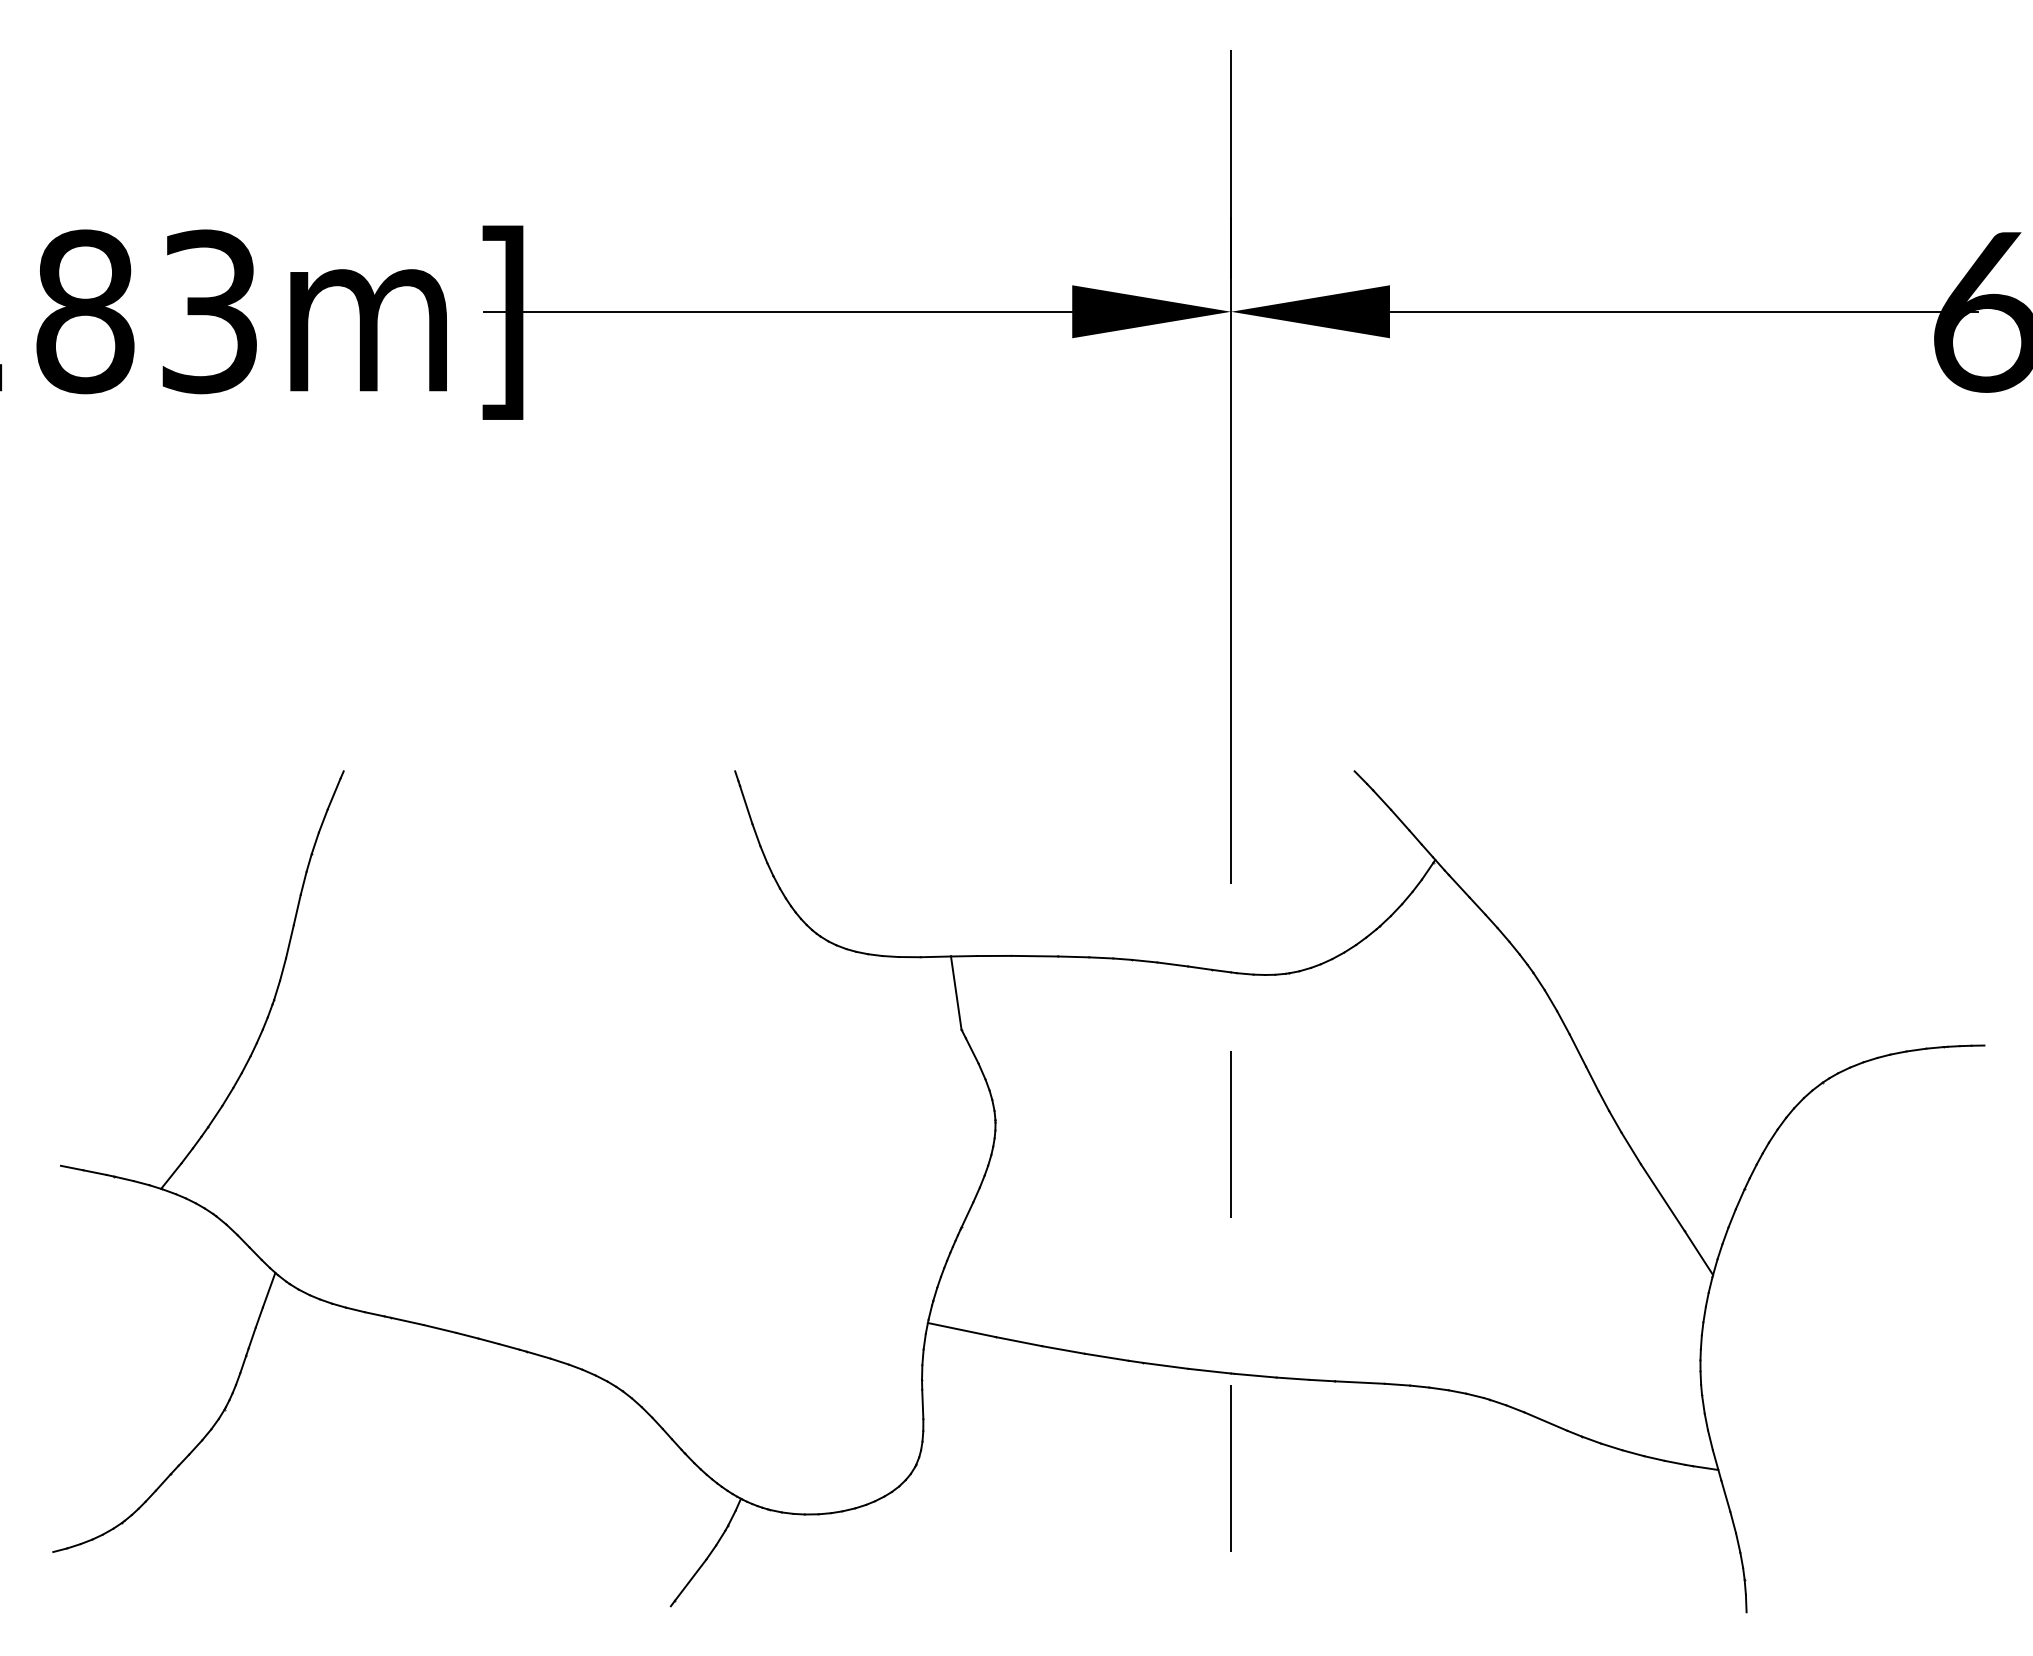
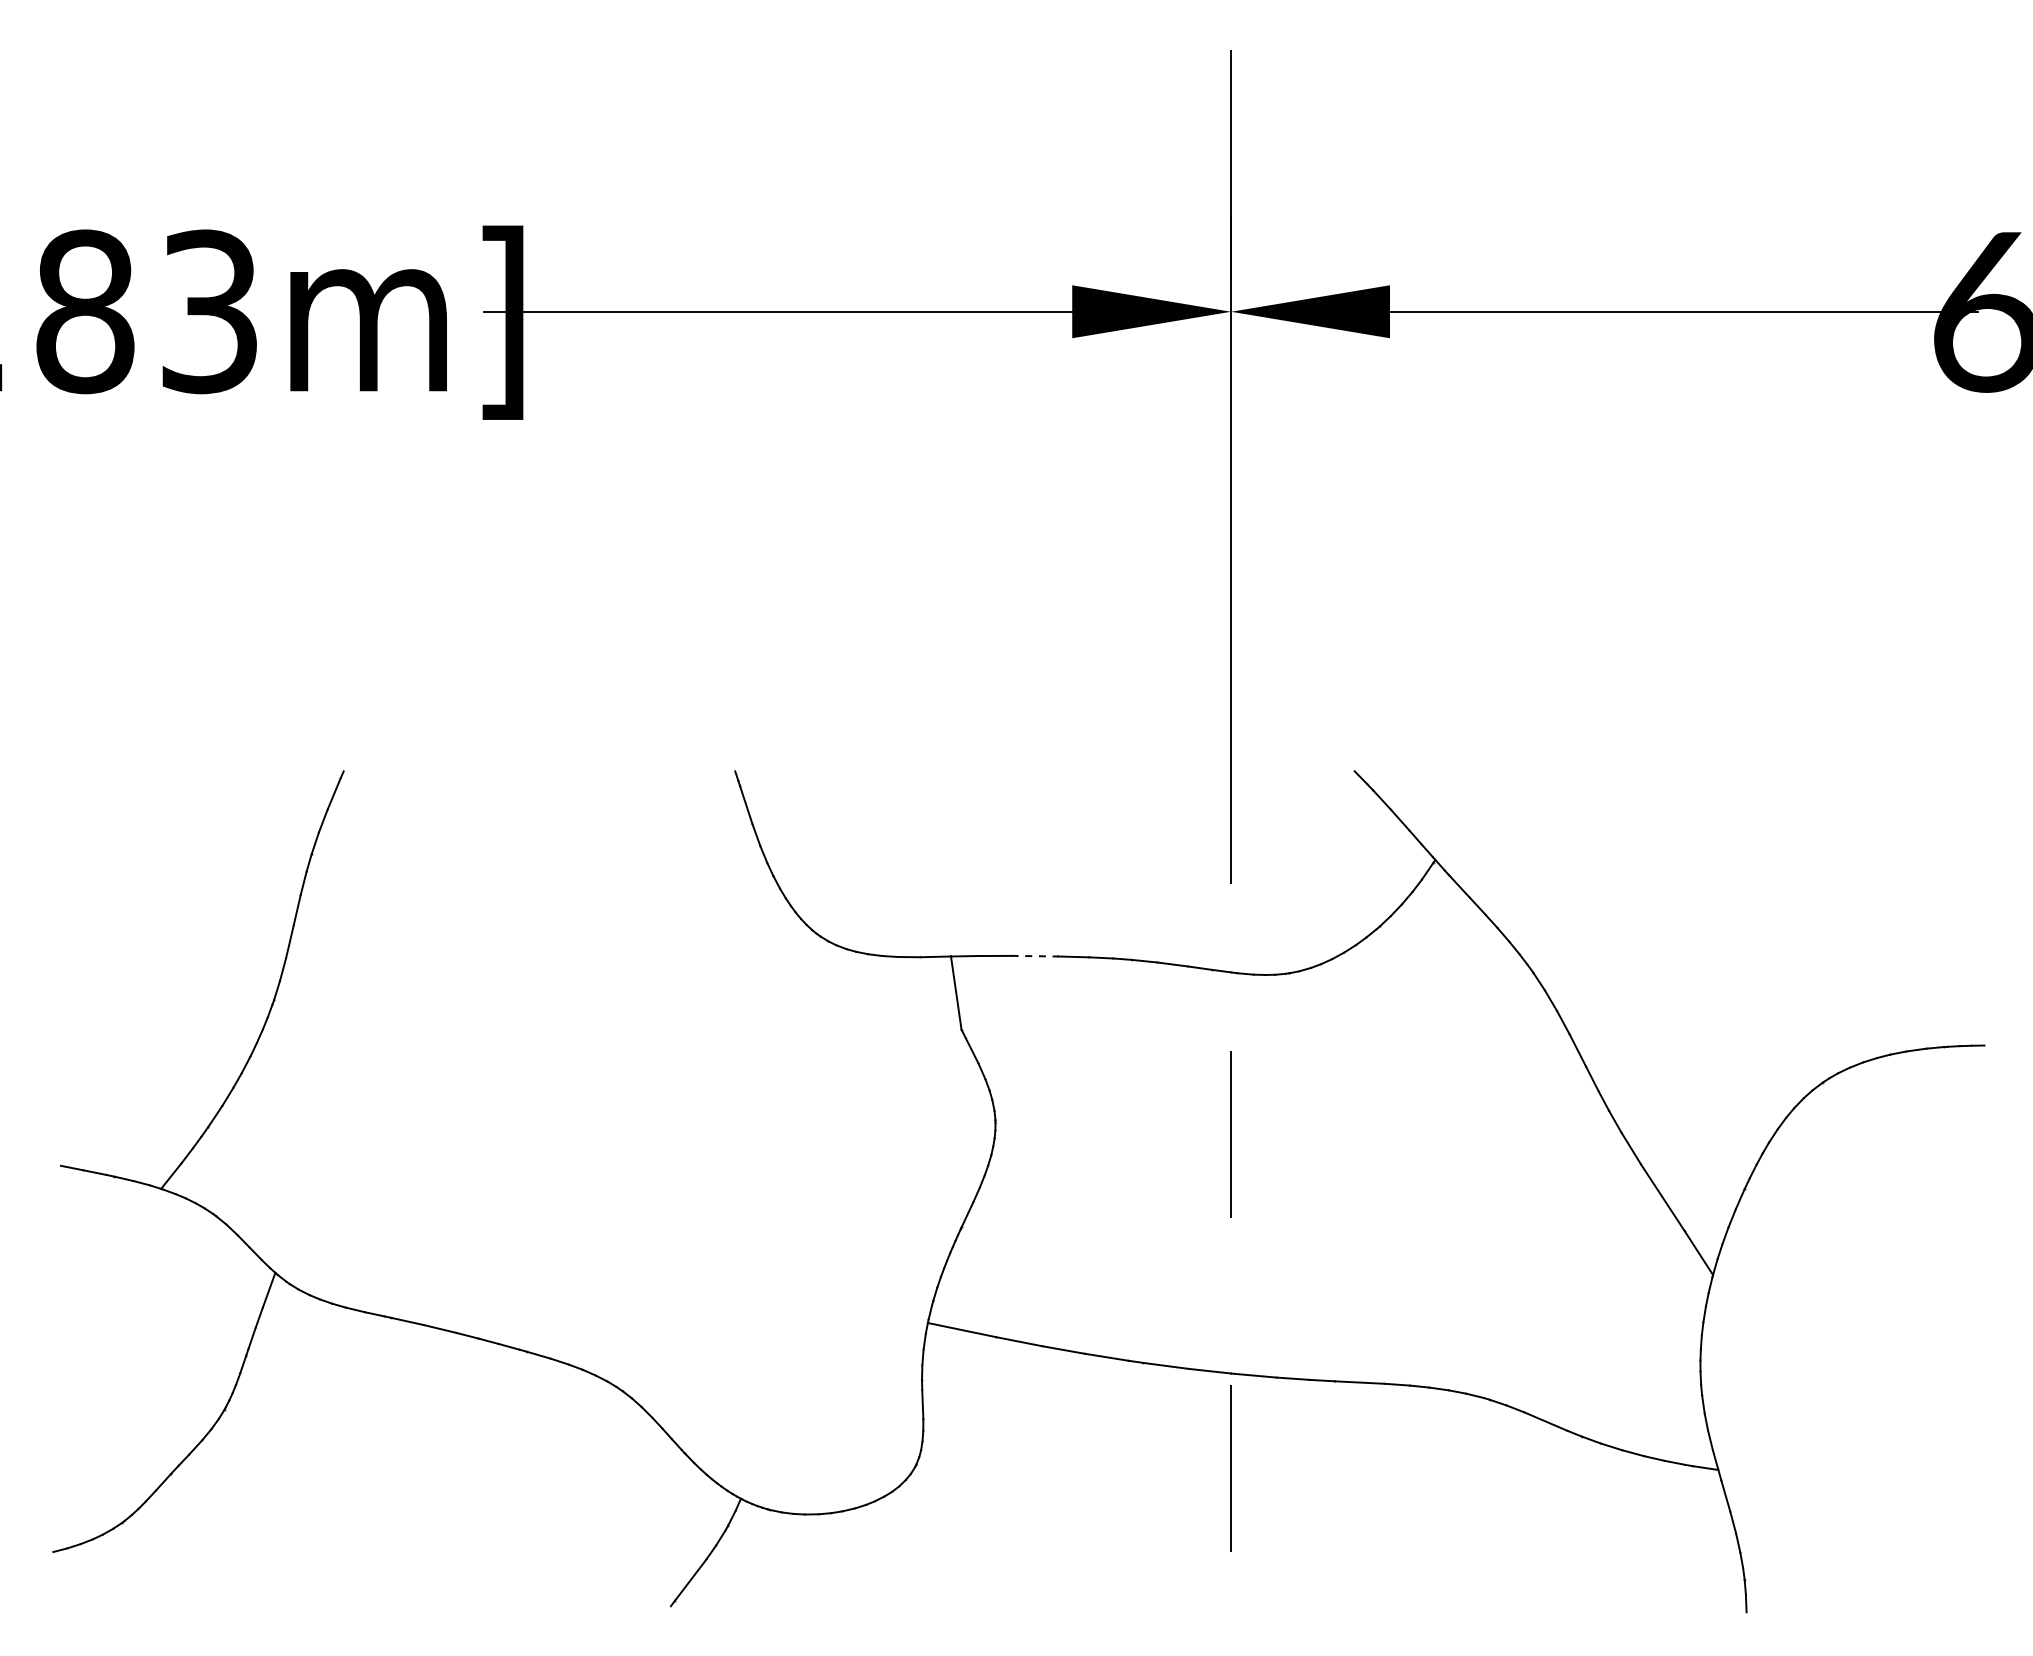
line: solid -> dashed (1035, 956)
